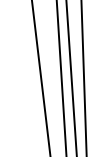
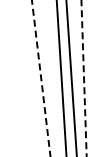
line: solid -> dashed (41, 78)
line: solid -> dashed (84, 78)
